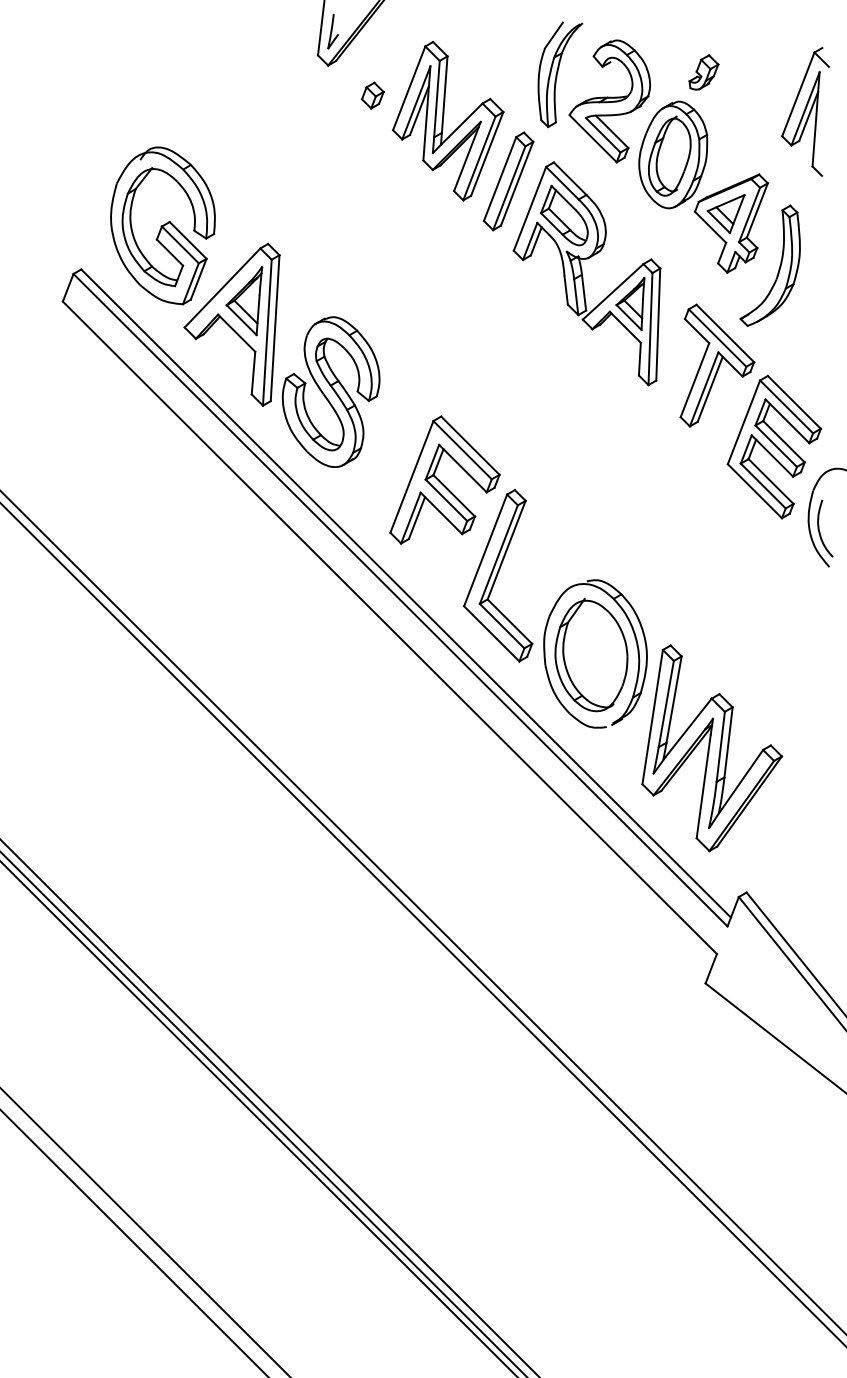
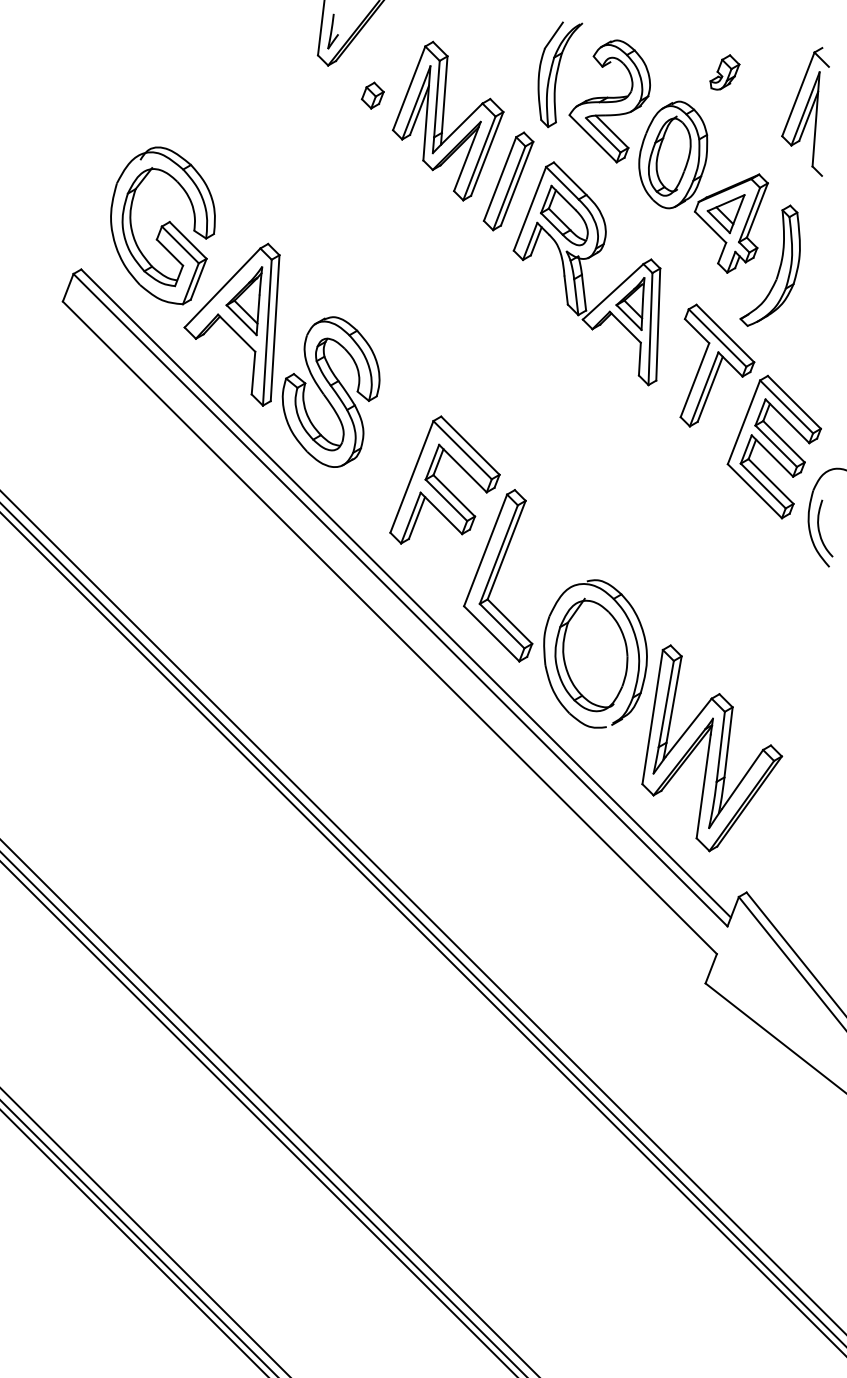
part position: (703, 72) -> (724, 72) (724, 72)
line: none -> present (422, 933)
line: none -> present (138, 1237)
